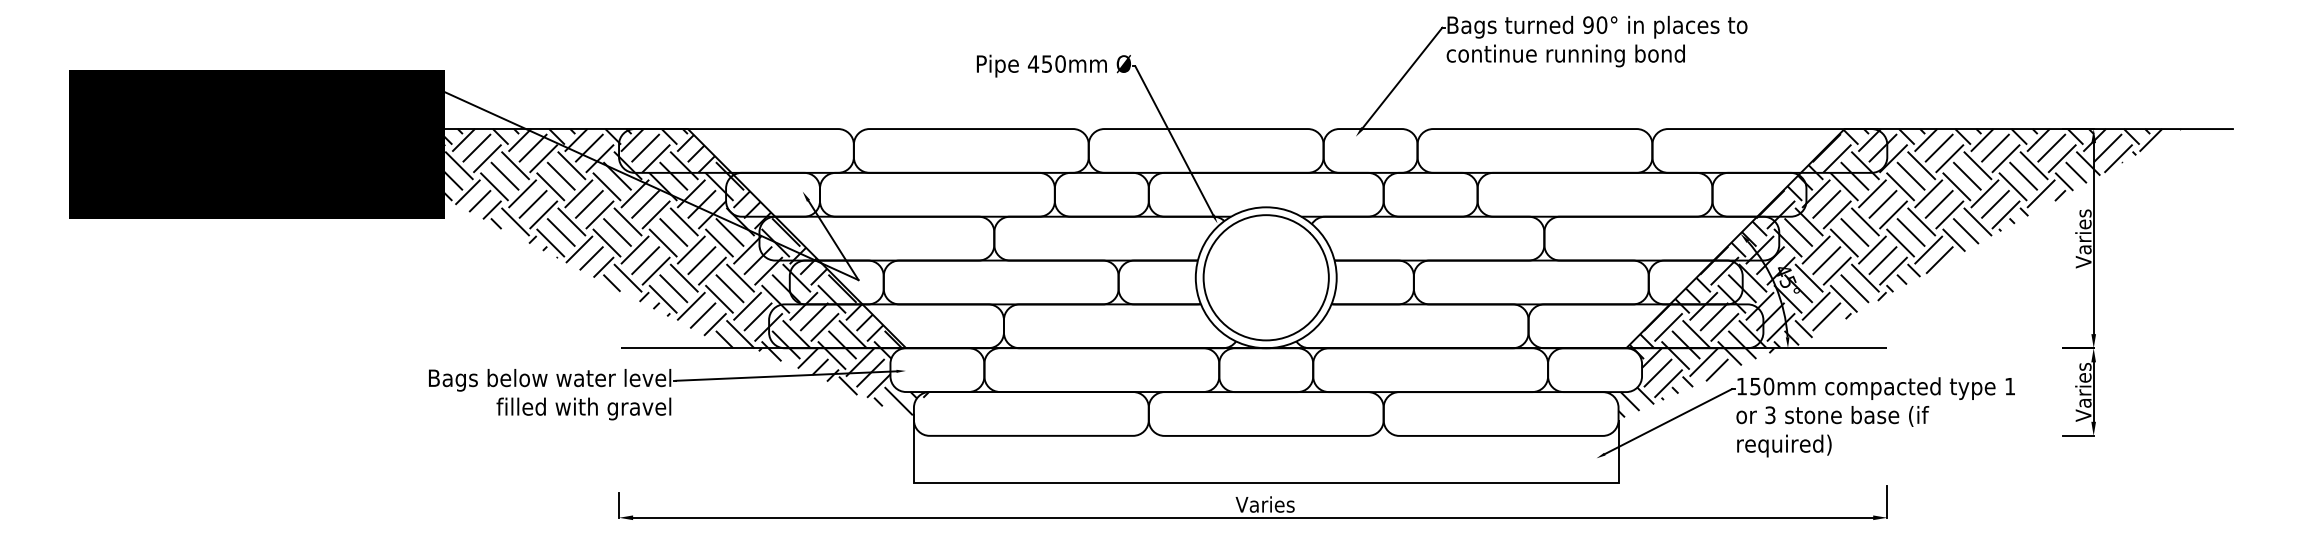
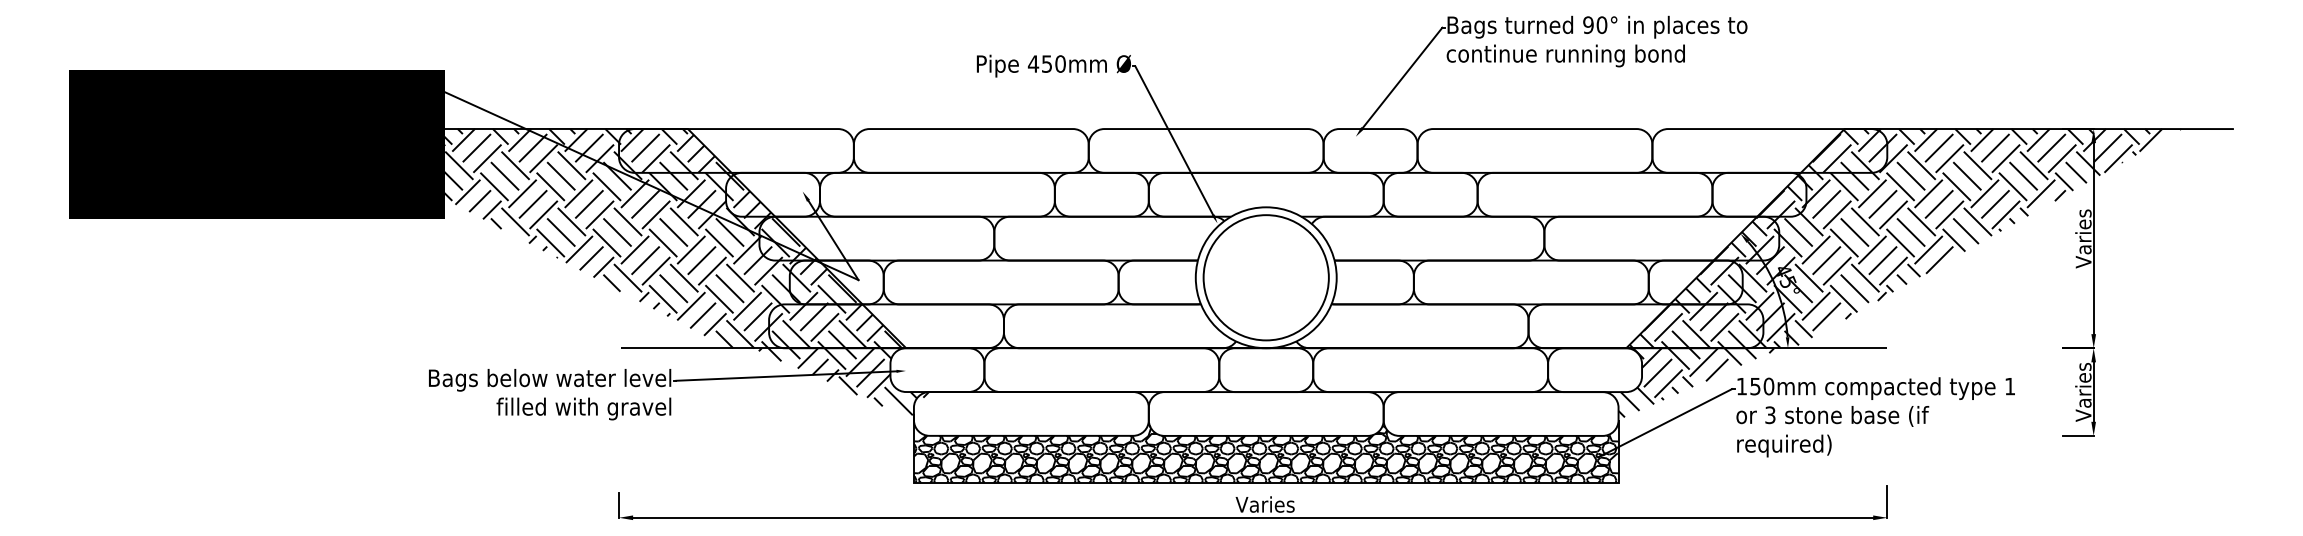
hatch: none -> present (1265, 451)
